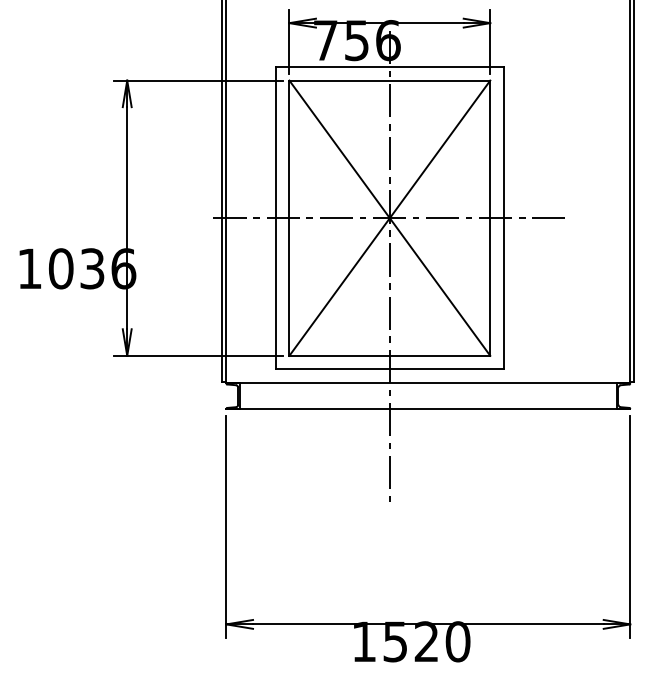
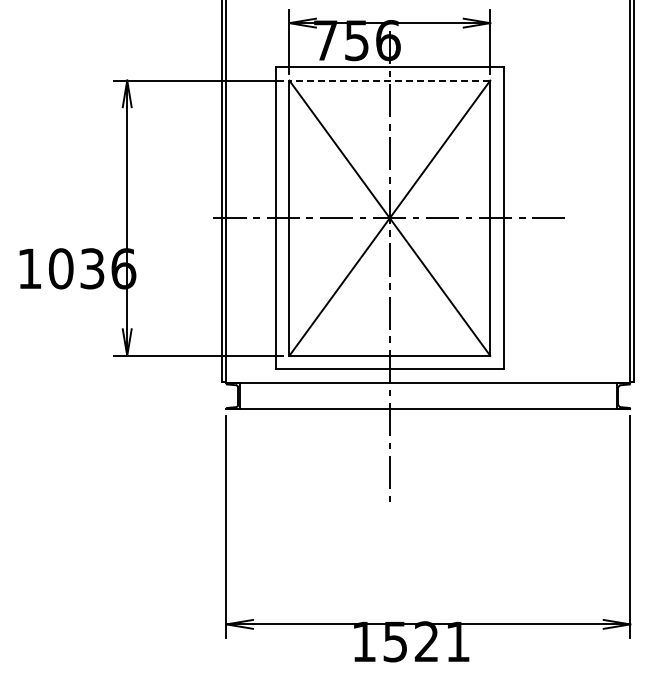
line: solid -> dashed (389, 80)
text: 1520 -> 1521 (457, 641)
